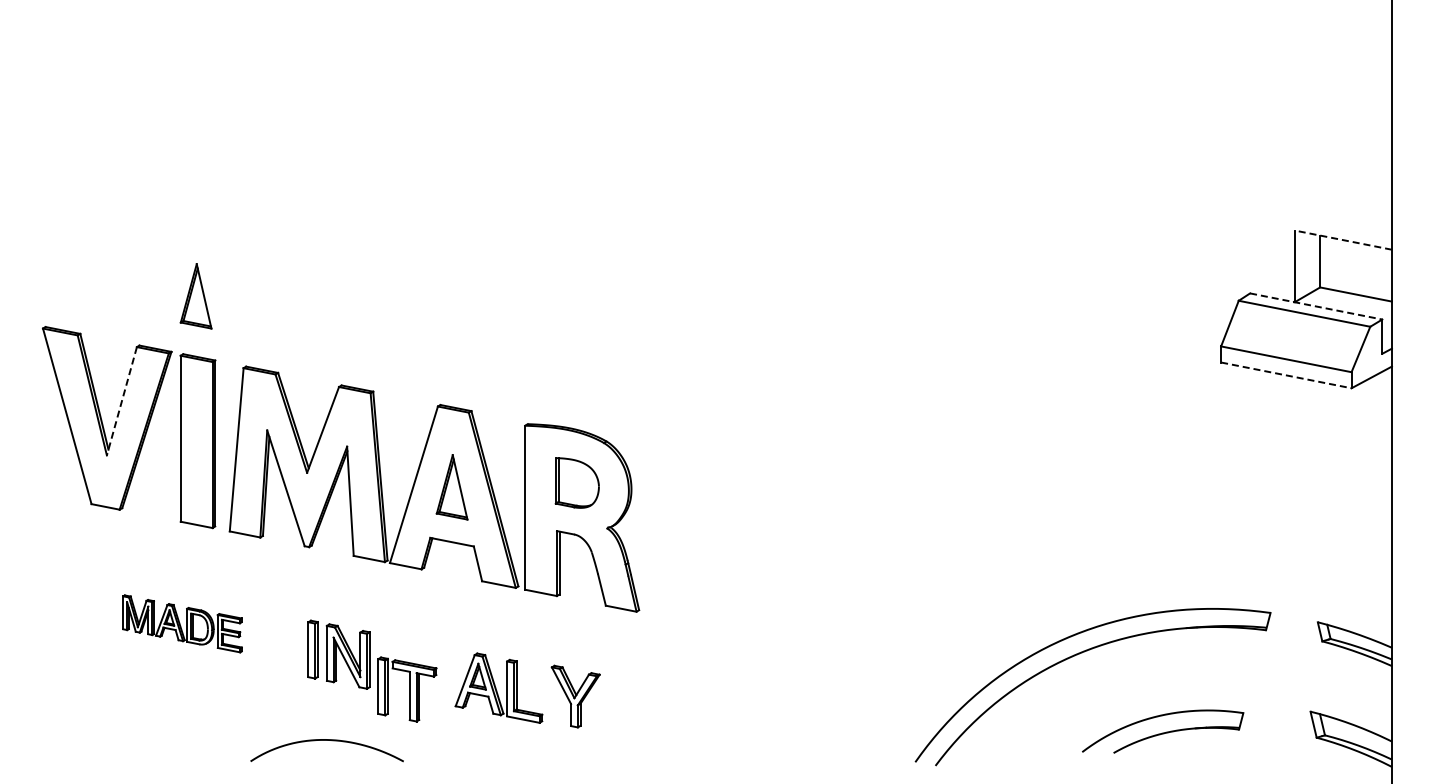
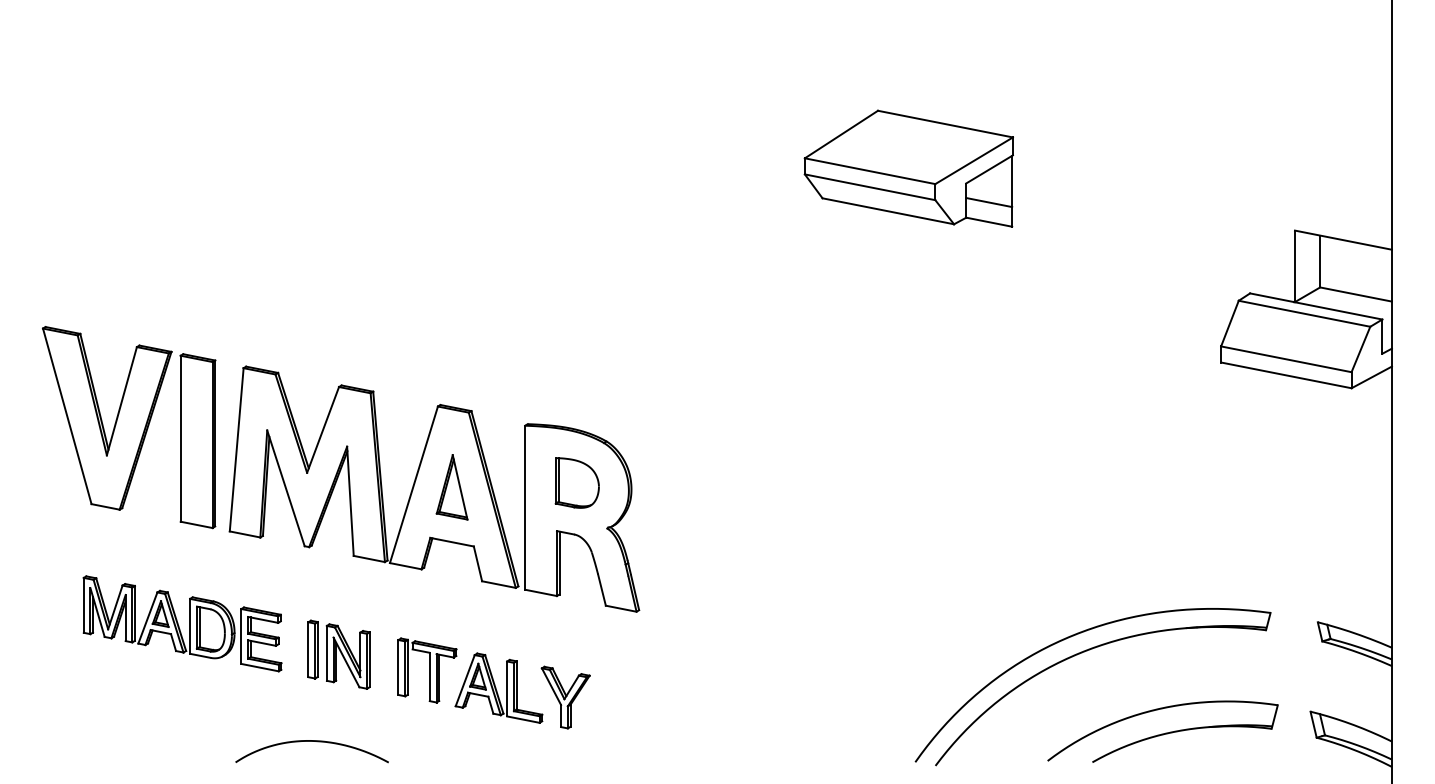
part: none -> present (908, 168)
line: dashed -> solid (1342, 240)
part: present -> none (195, 296)
line: dashed -> solid (1316, 306)
line: dashed -> solid (1286, 375)
line: dashed -> solid (121, 401)
part size: 121x60 px -> 201x98 px (182, 623)
part position: (407, 689) -> (427, 670) (427, 670)
part position: (575, 696) -> (565, 697) (565, 697)
part size: 163x45 px -> 232x63 px (1162, 731)
curve position: (326, 740) -> (311, 741) (311, 741)
